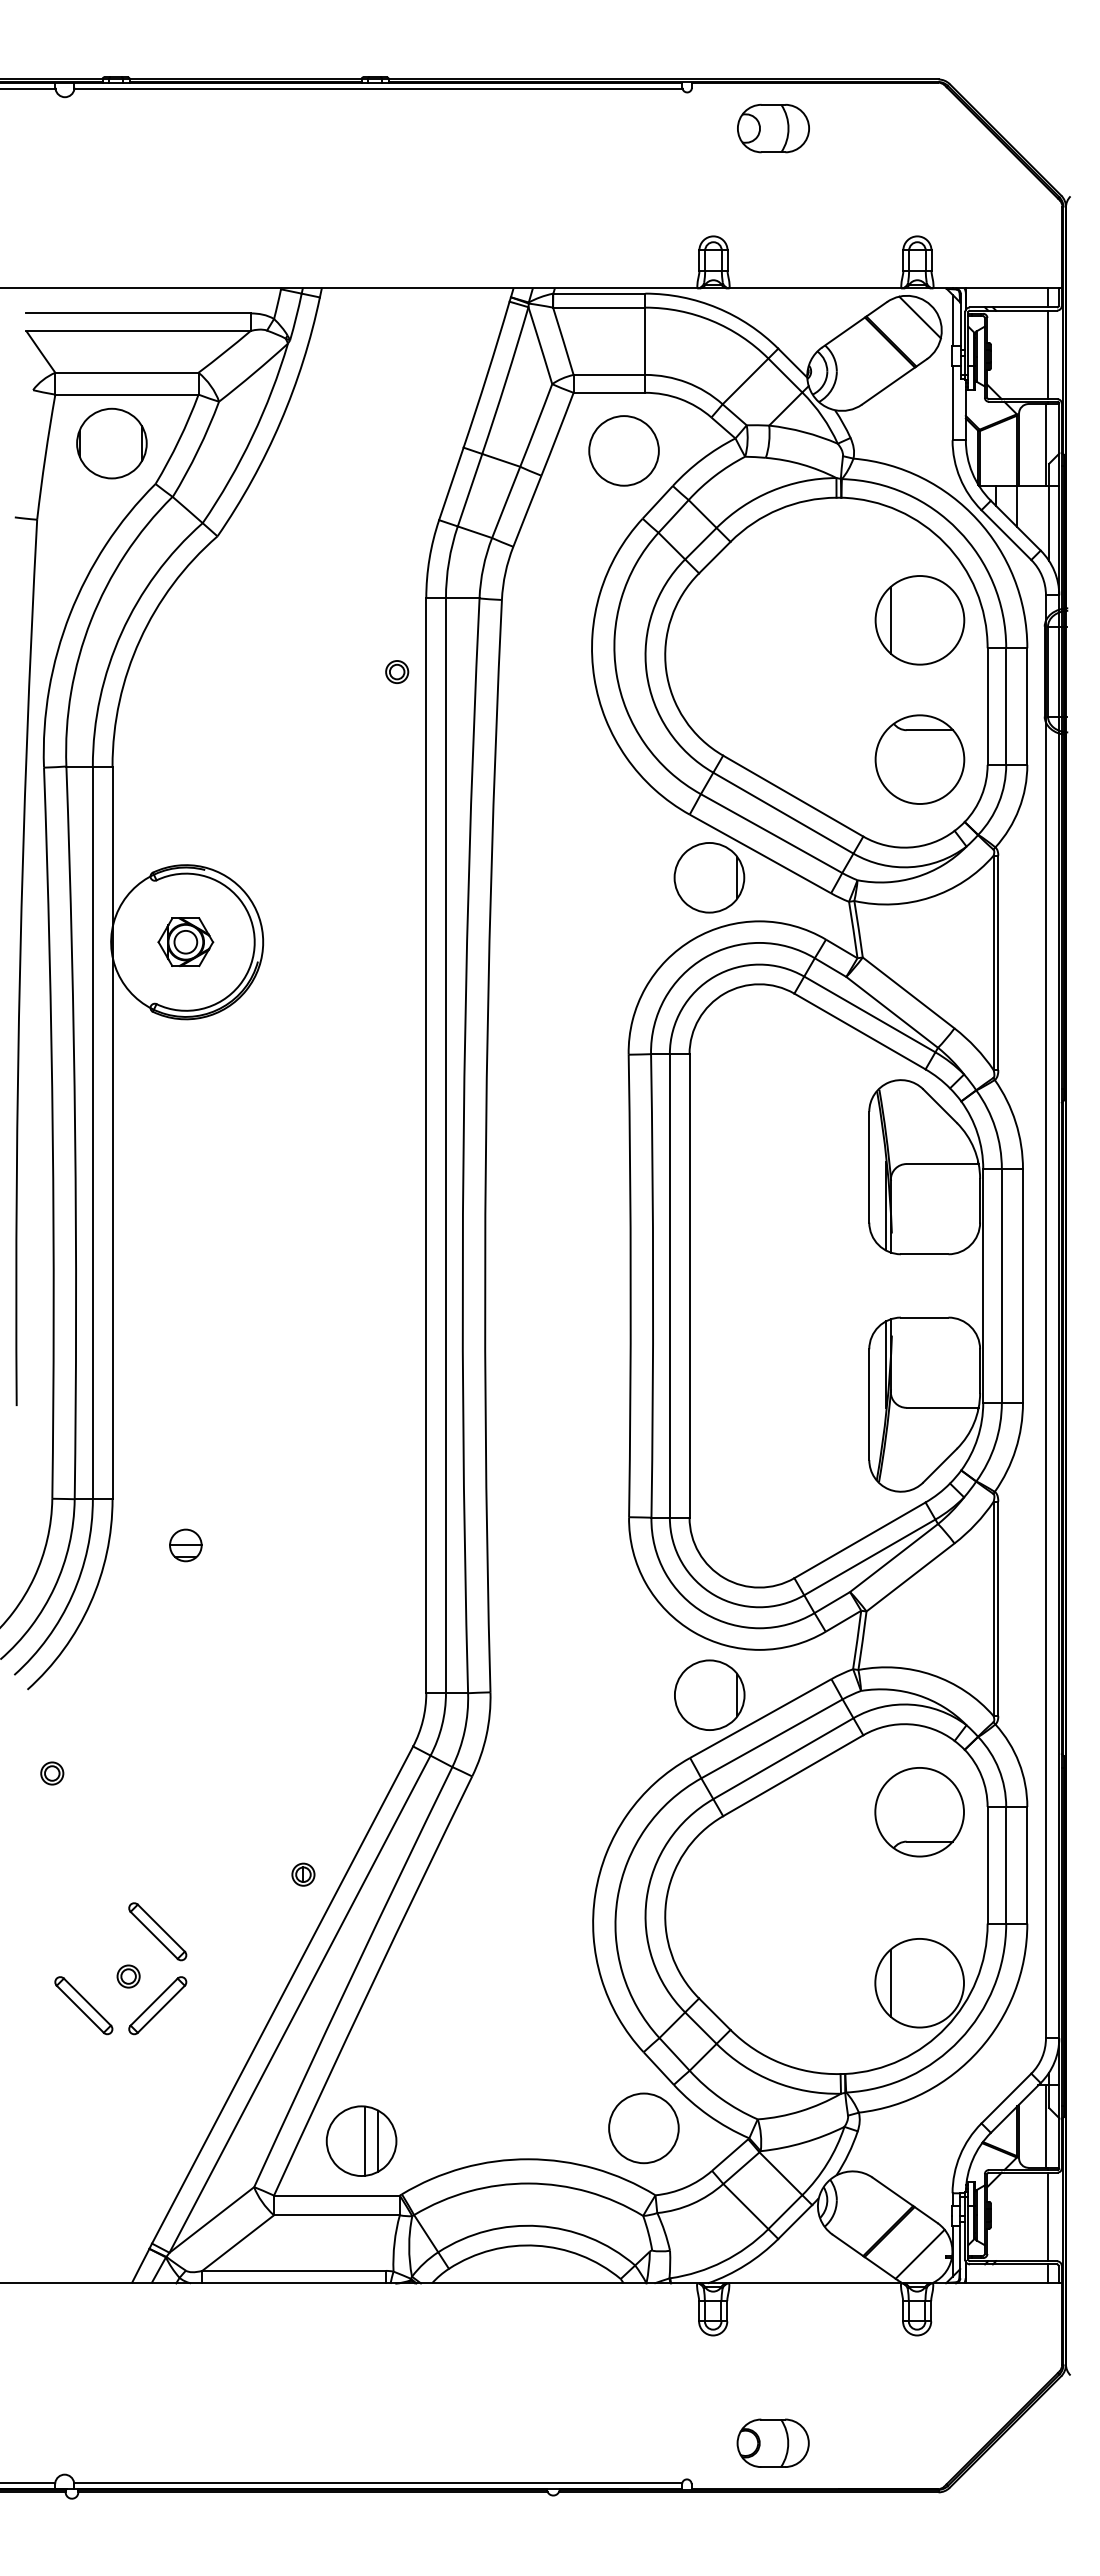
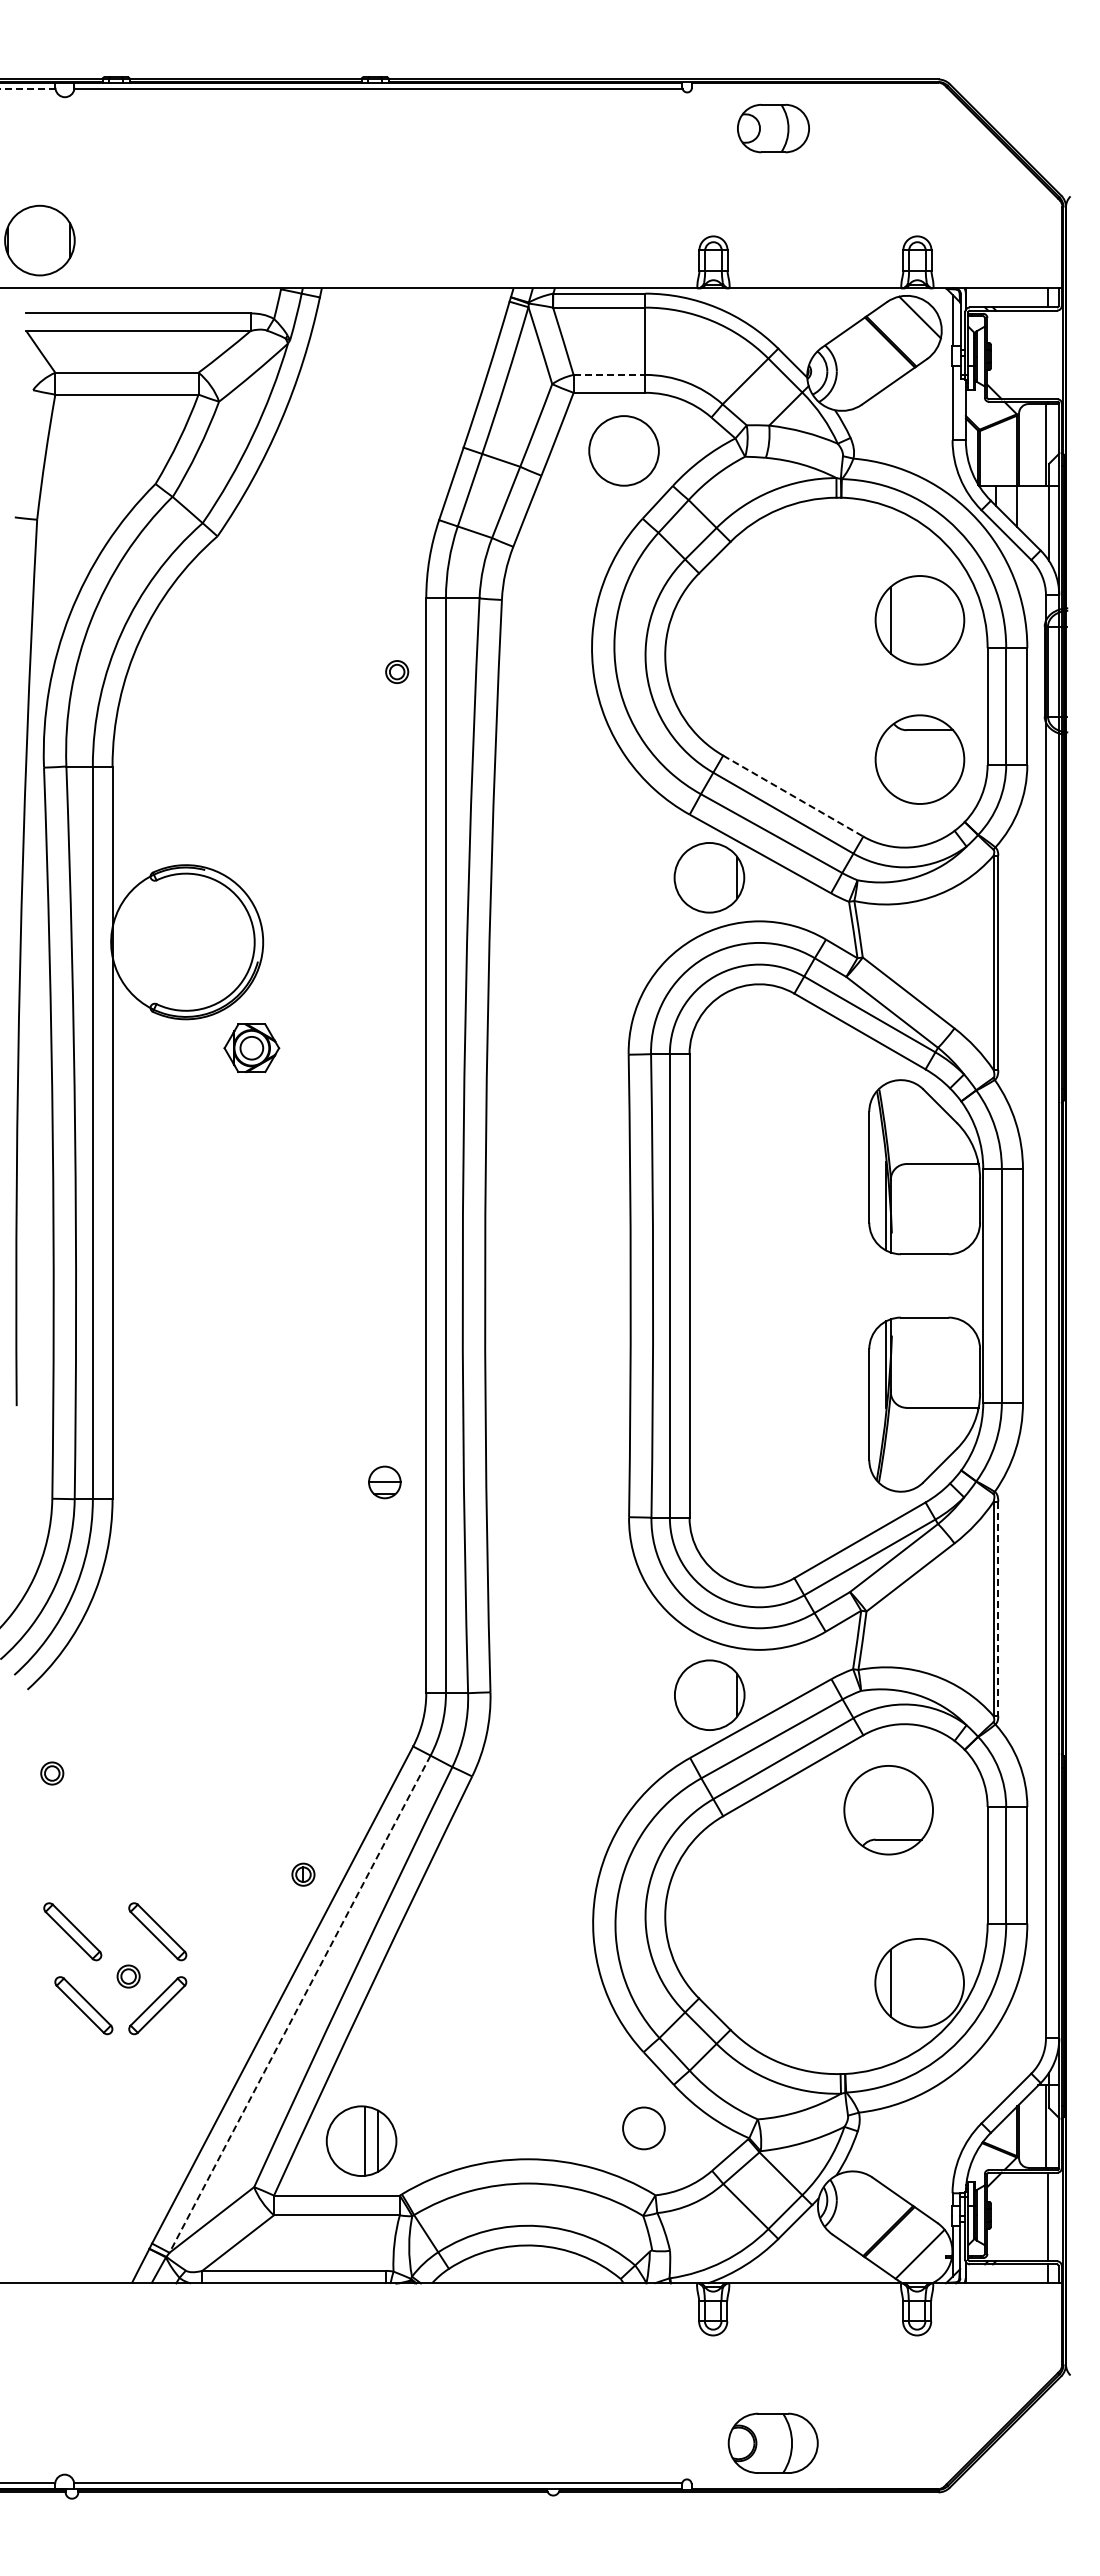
line: solid -> dashed (27, 89)
line: present -> none (1047, 354)
line: solid -> dashed (609, 374)
part position: (111, 443) -> (39, 240) (39, 240)
line: solid -> dashed (793, 796)
part position: (185, 941) -> (251, 1047) (251, 1047)
part position: (185, 1545) -> (384, 1482) (384, 1482)
line: solid -> dashed (998, 1609)
part position: (919, 1812) -> (888, 1810) (888, 1810)
part: none -> present (72, 1931)
line: solid -> dashed (300, 2004)
part size: 72x73 px -> 44x45 px (643, 2128)
part size: 74x50 px -> 92x62 px (772, 2442)
